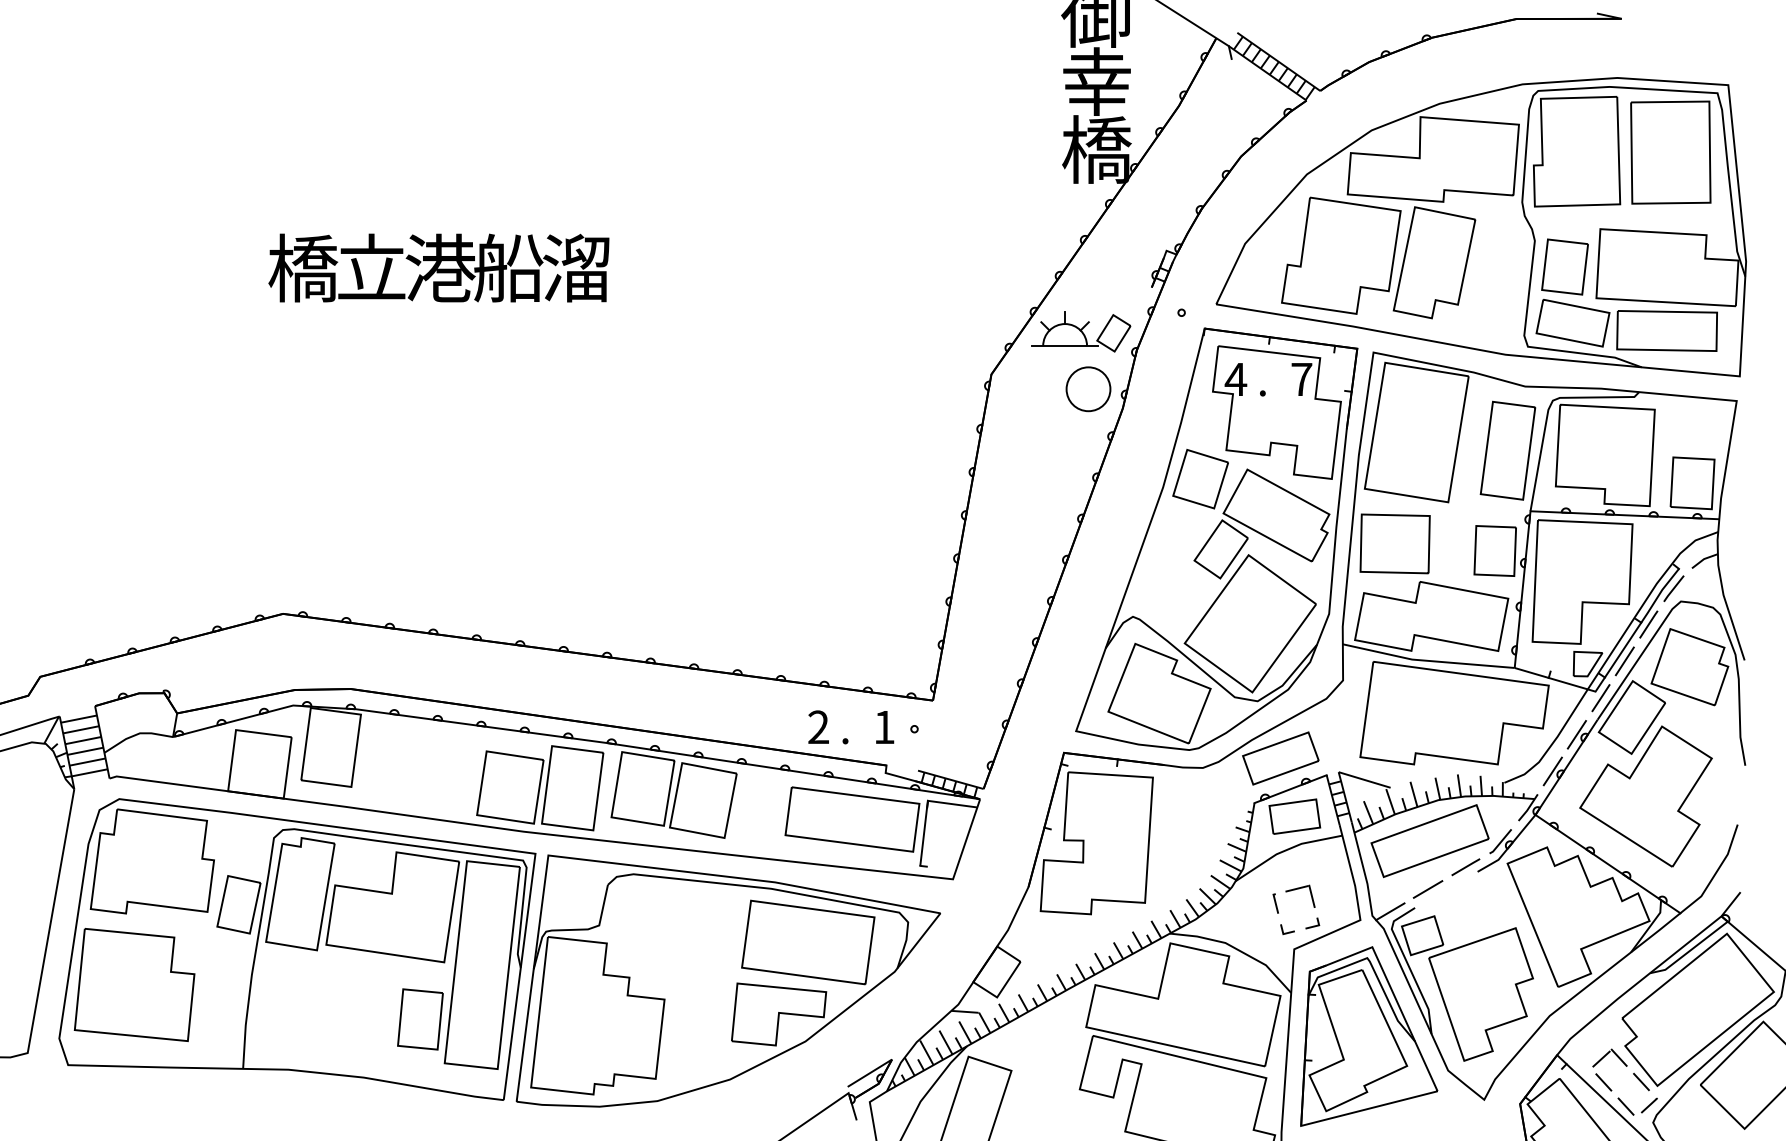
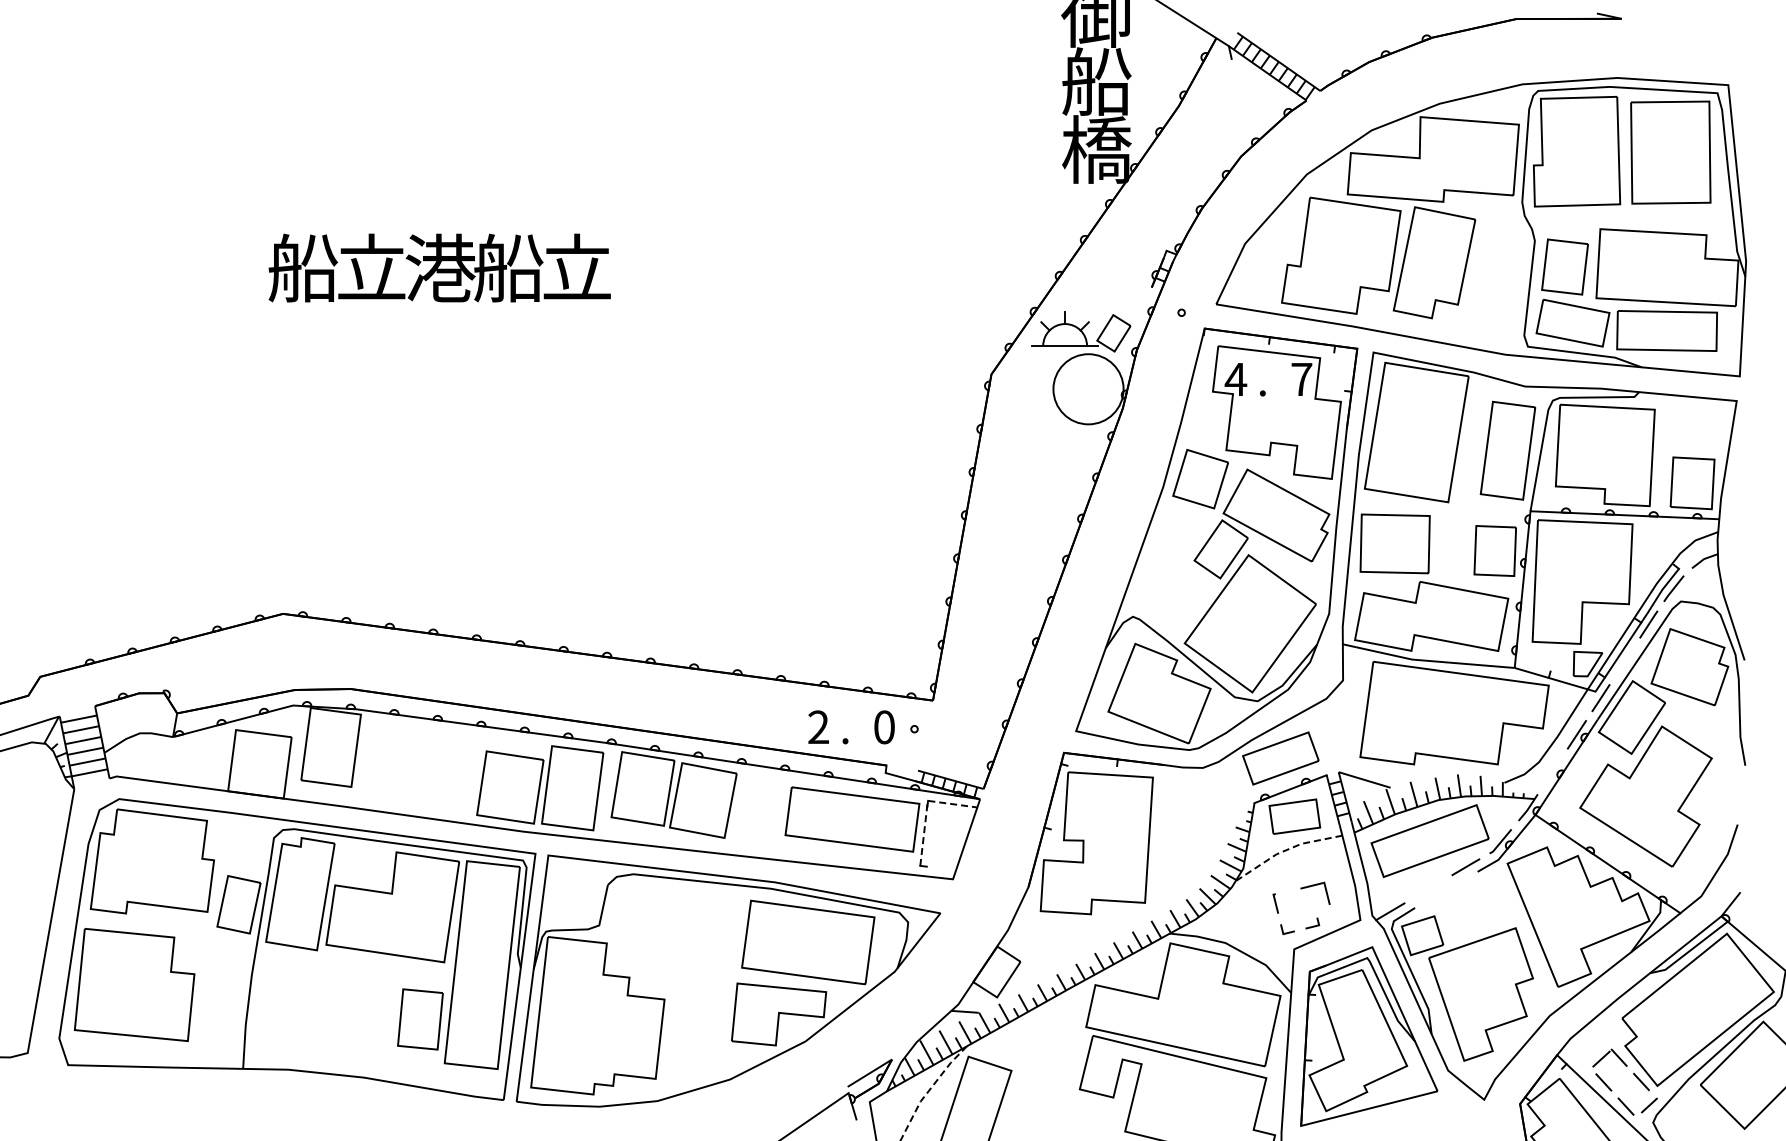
text: 幸 -> 船 (1096, 81)
text: 橋 -> 船 (302, 267)
text: 溜 -> 立 (576, 267)
circle diameter: 44 px -> 70 px (1088, 389)
line: present -> none (1624, 661)
text: 1 -> 0 (884, 727)
line: present -> none (1552, 771)
line: solid -> dashed (927, 807)
line: solid -> dashed (1285, 850)
part position: (1299, 889) -> (1314, 886) (1314, 886)
line: present -> none (1427, 889)
line: solid -> dashed (929, 1089)
